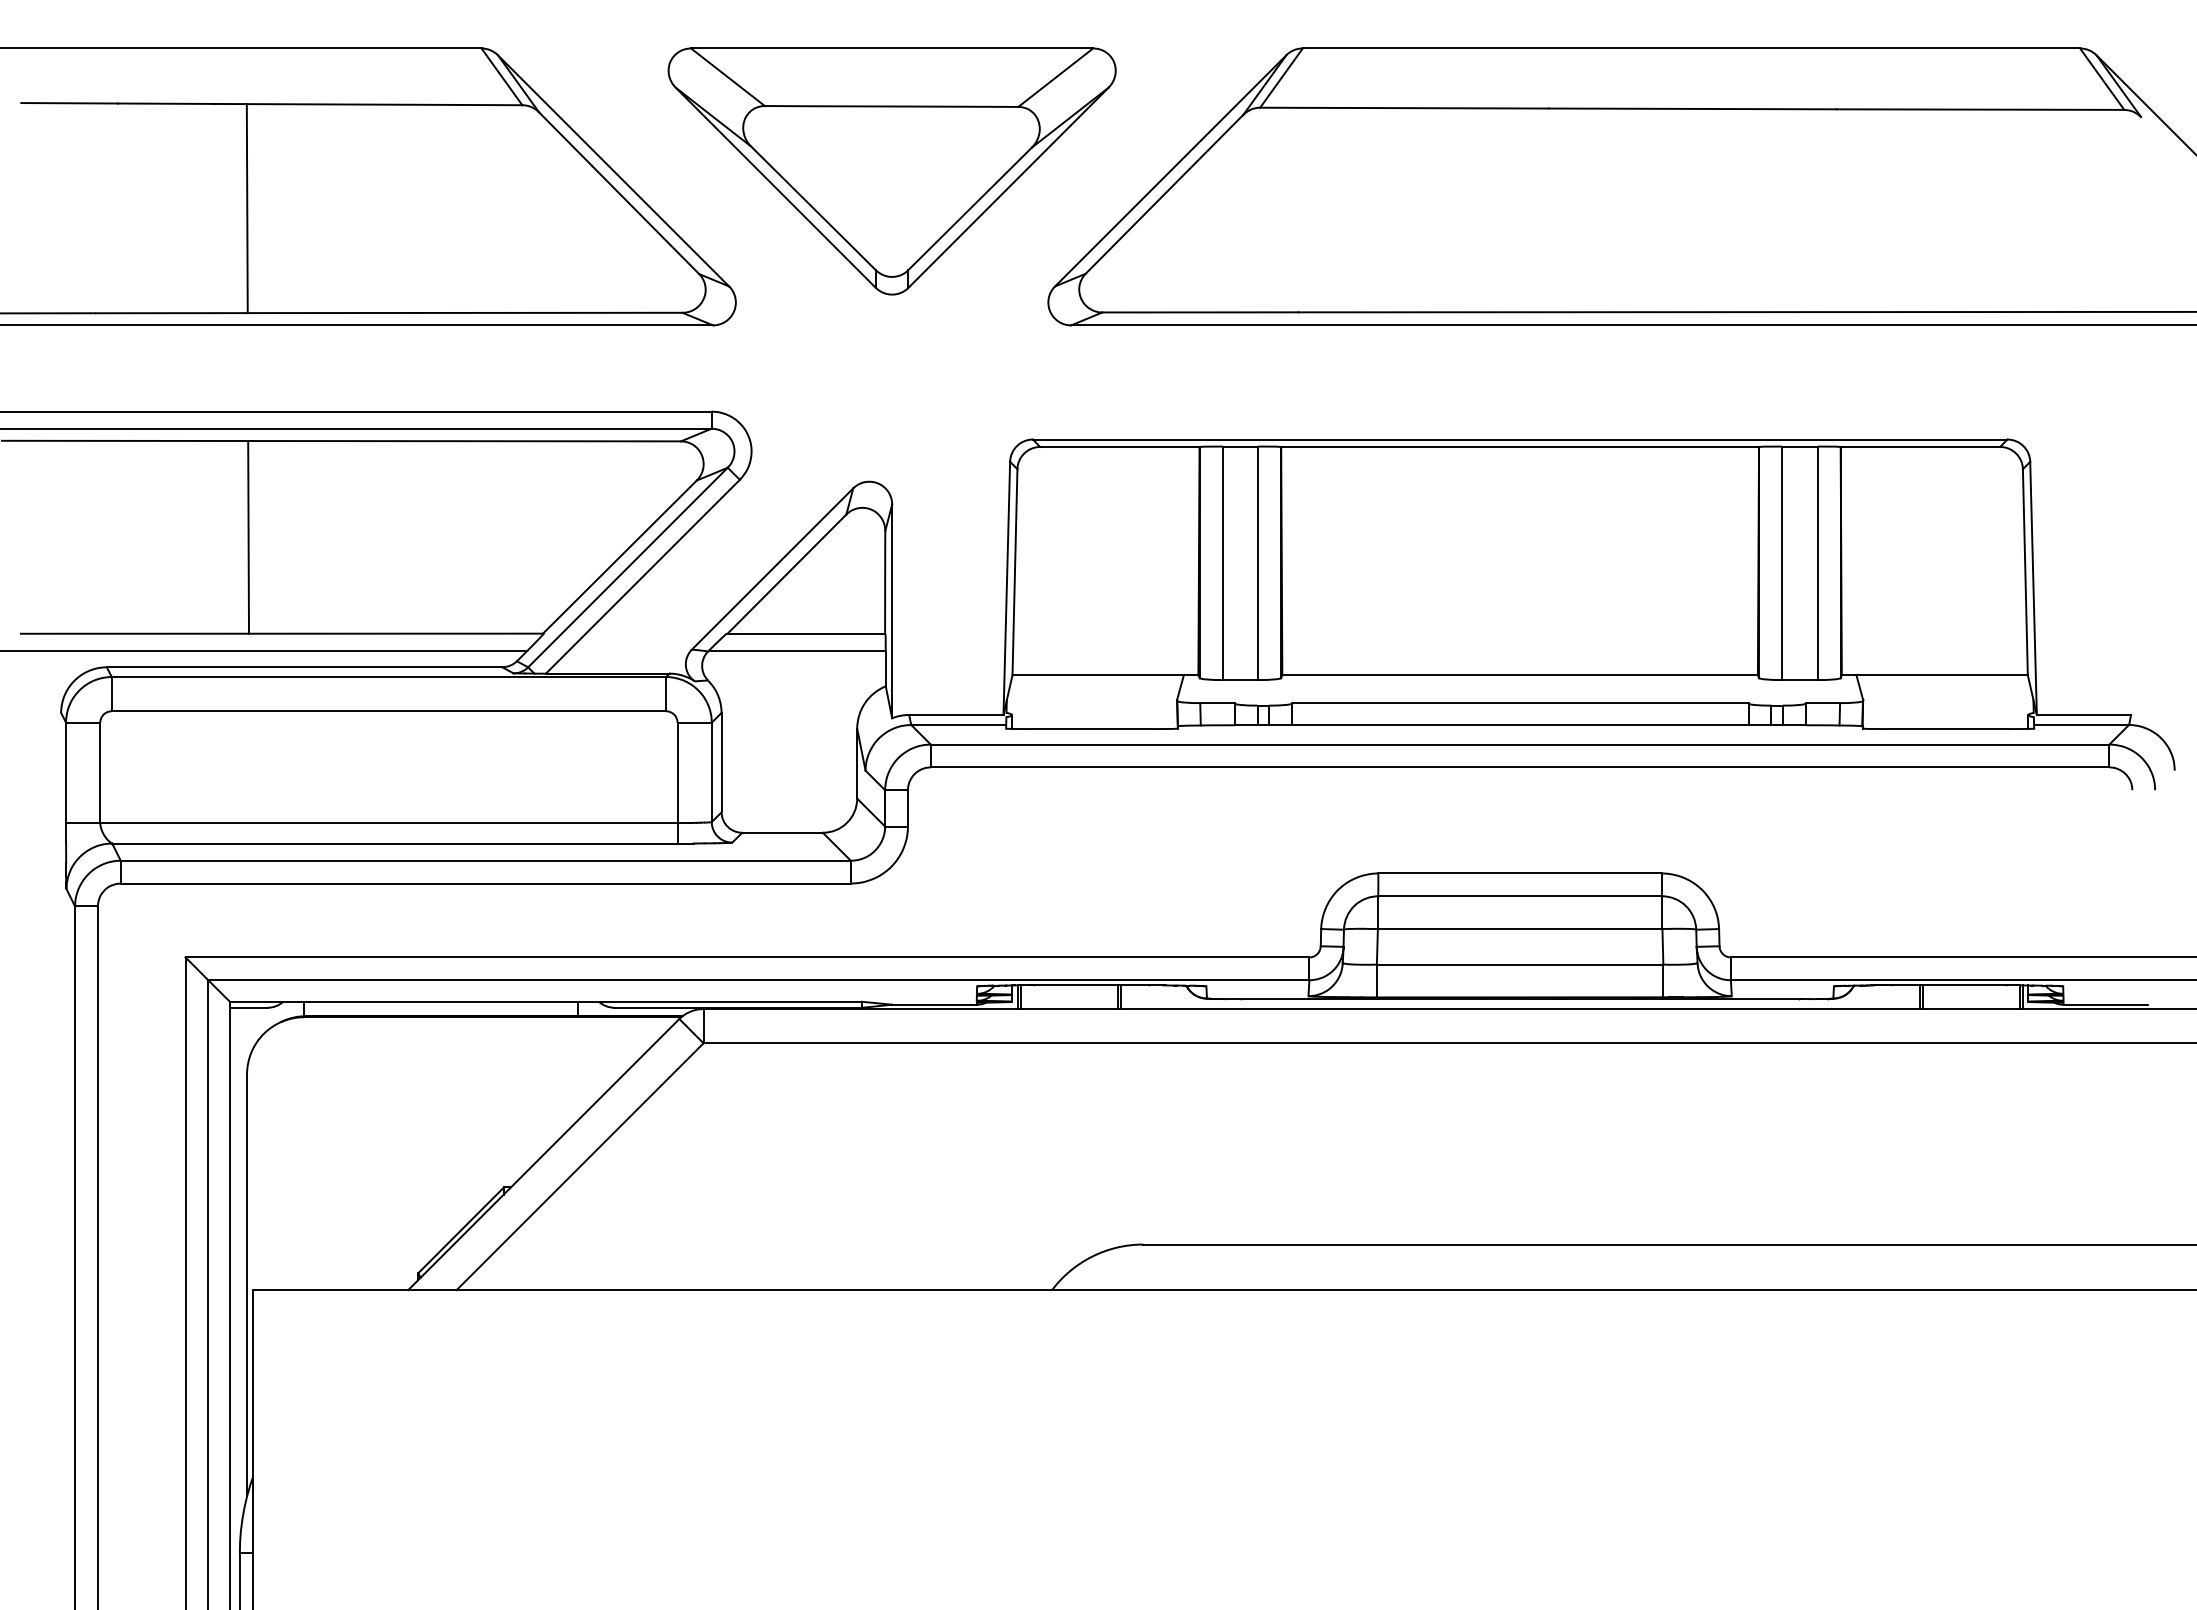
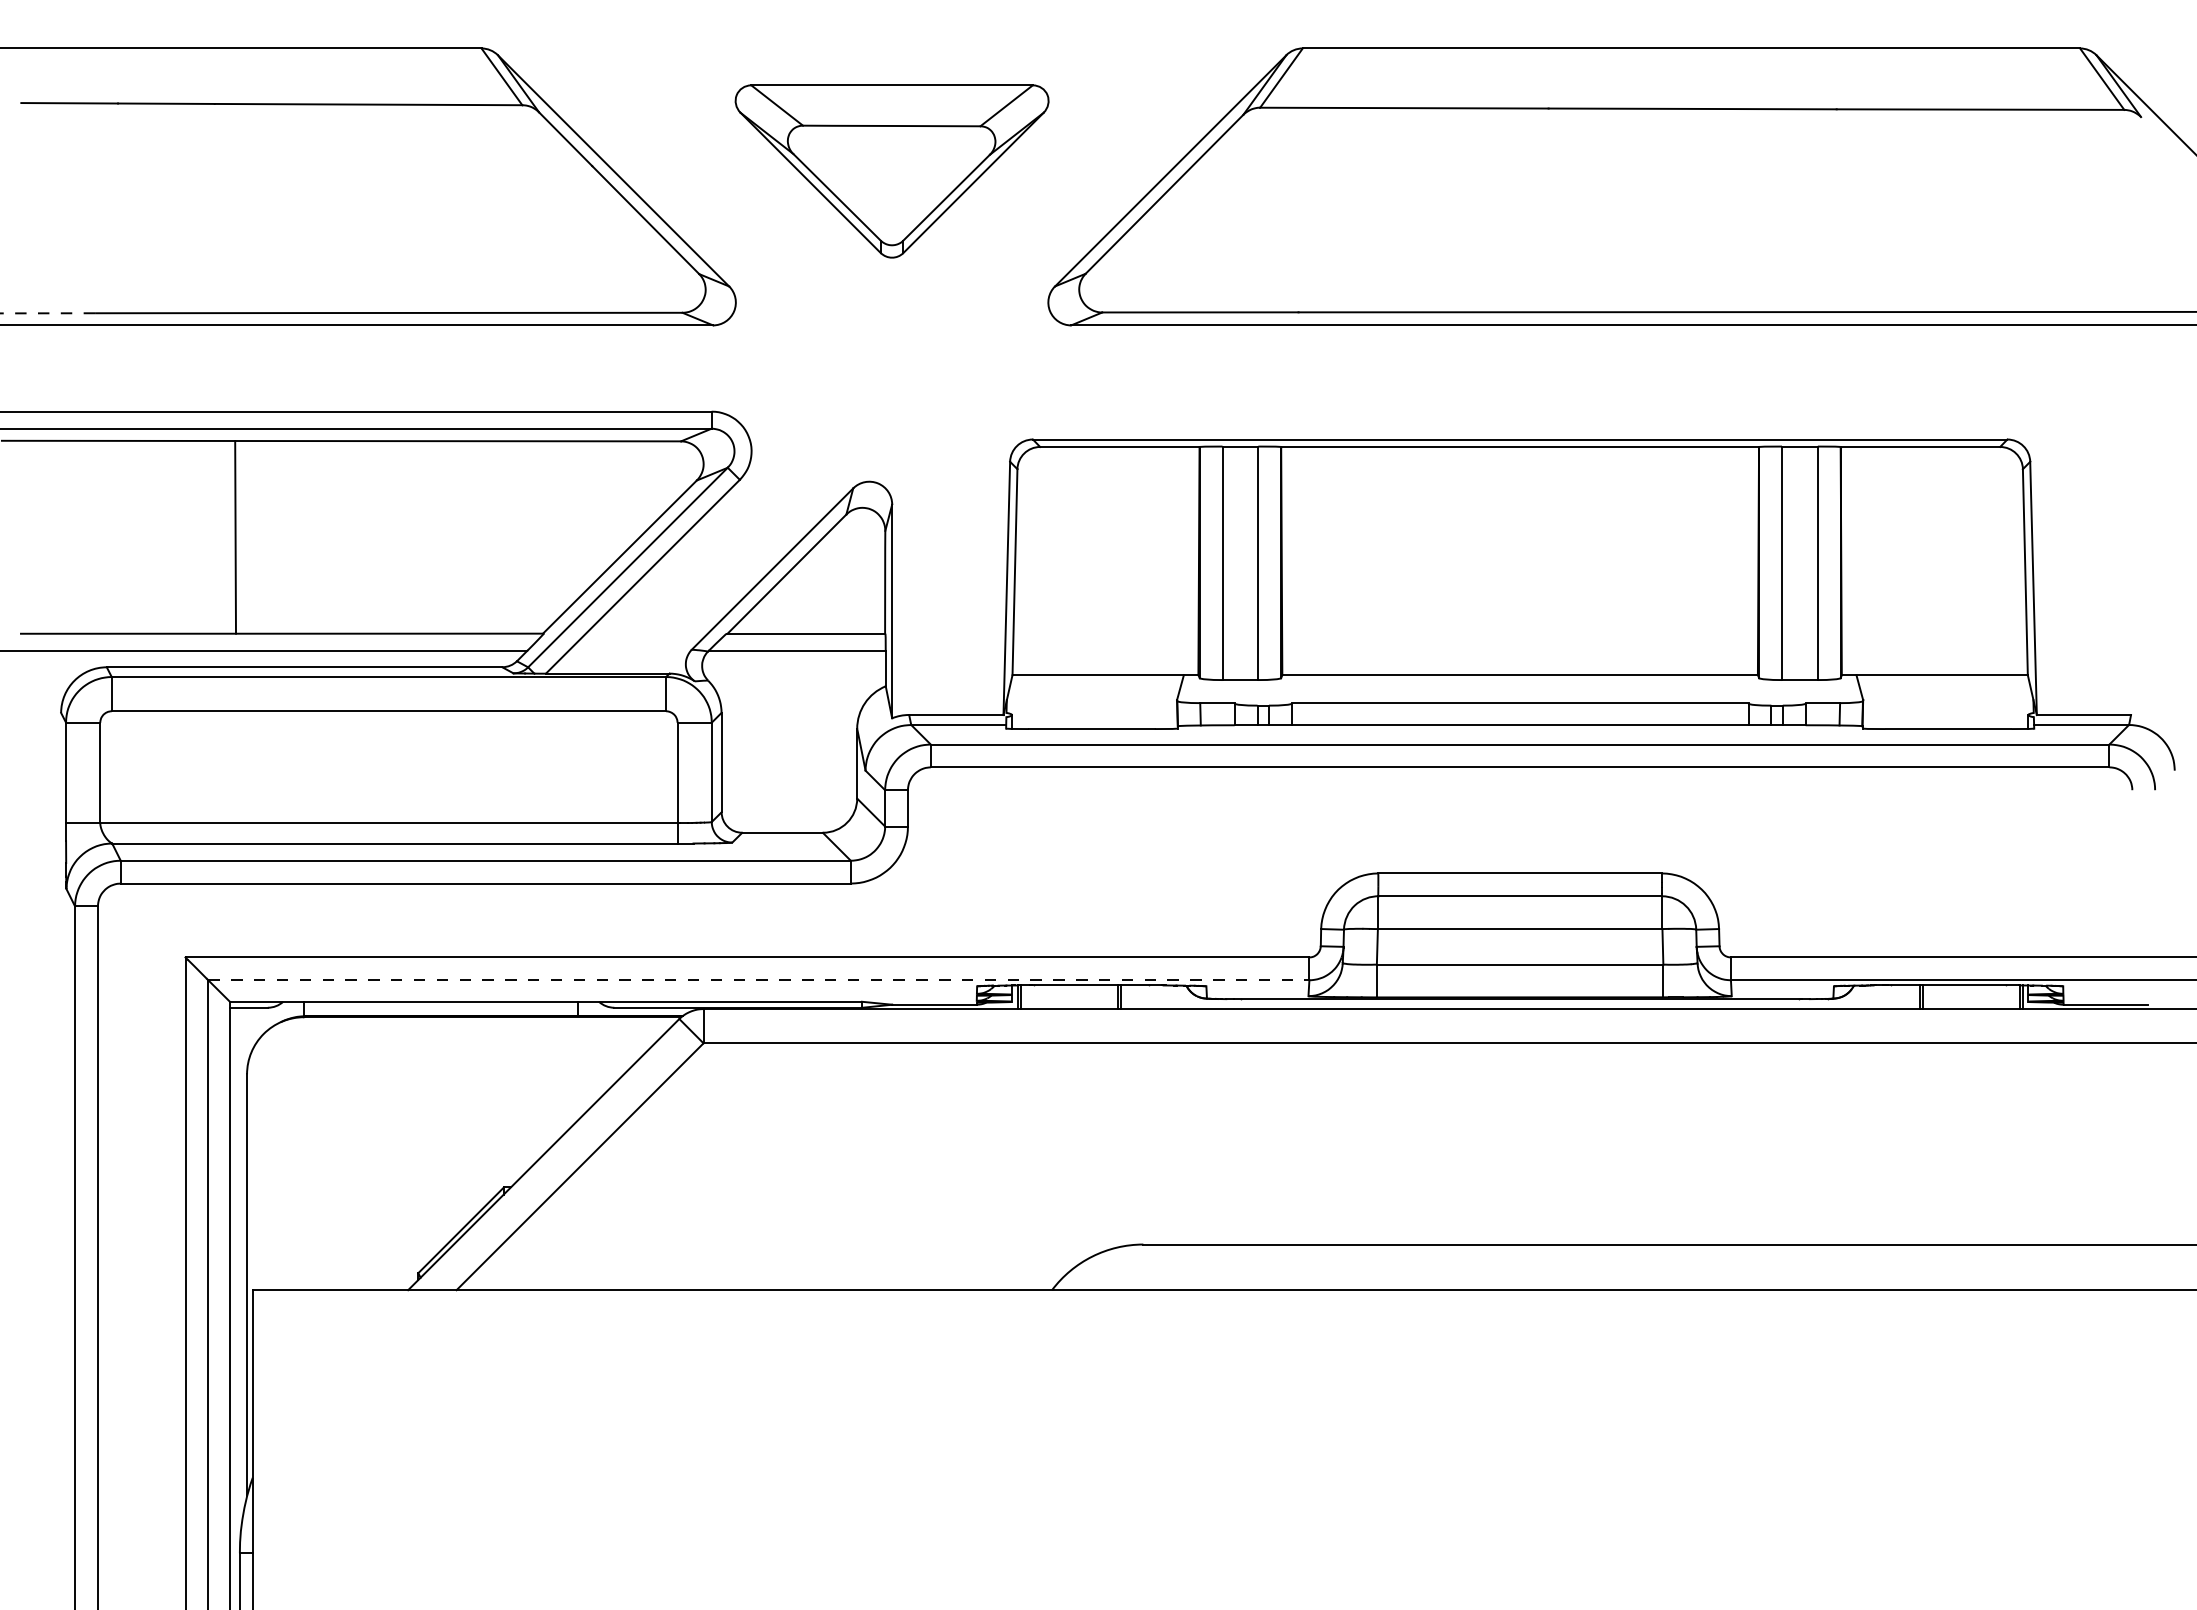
part size: 450x249 px -> 316x175 px (891, 171)
line: present -> none (246, 208)
line: solid -> dashed (47, 313)
line position: (248, 537) -> (235, 537) (235, 537)
line: solid -> dashed (758, 980)
